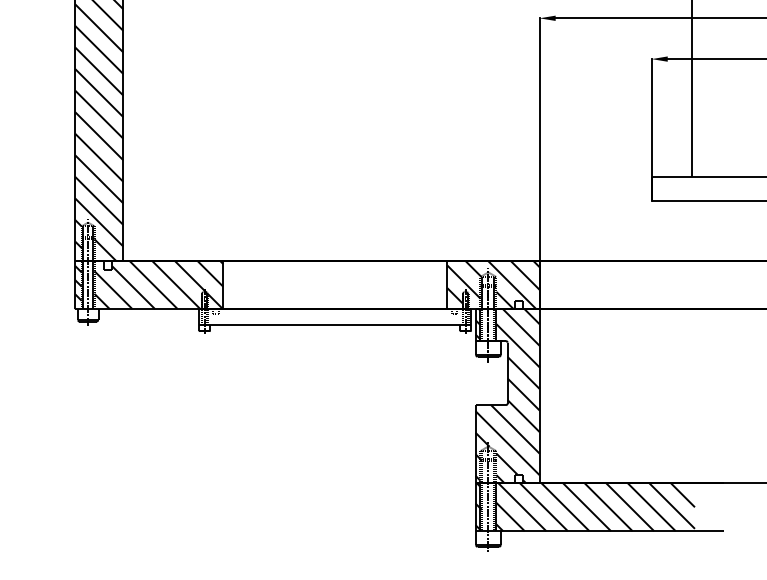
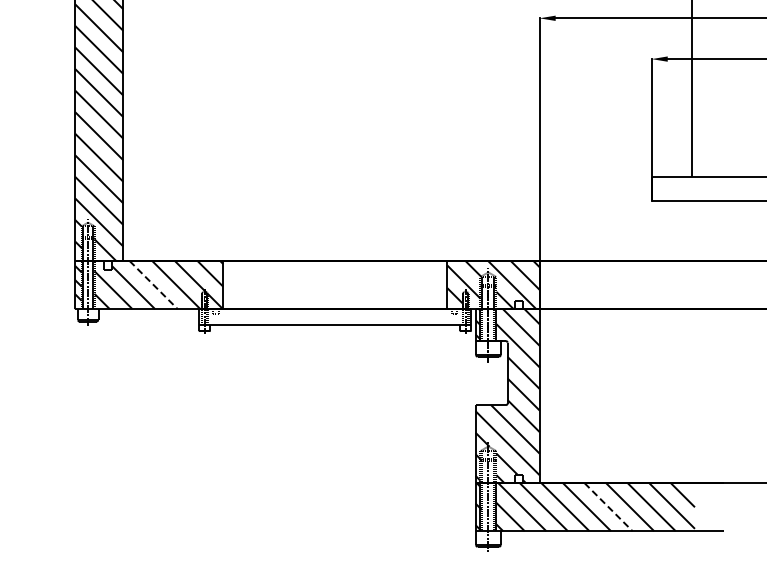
line: solid -> dashed (153, 285)
line: solid -> dashed (608, 507)
